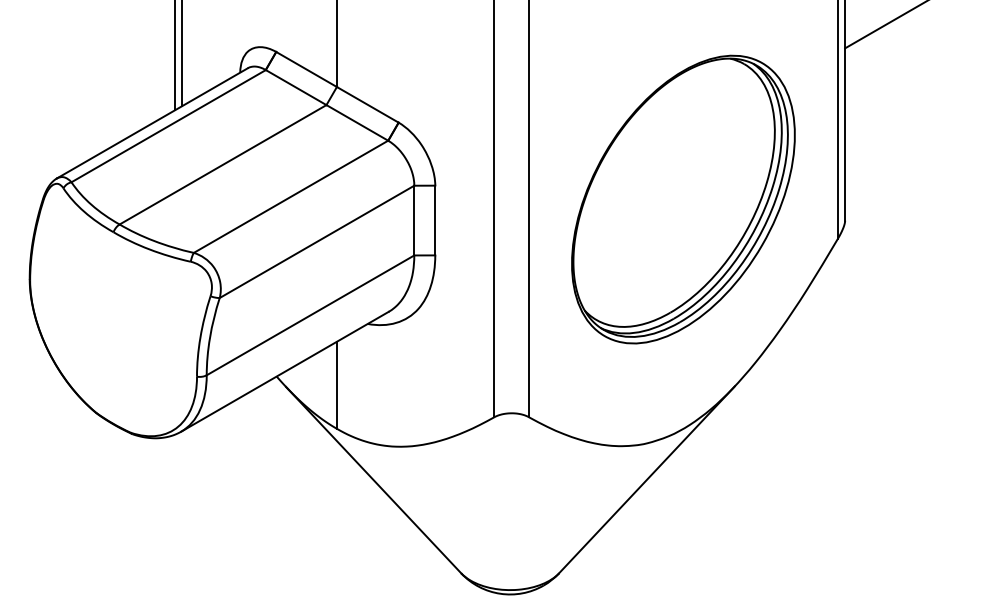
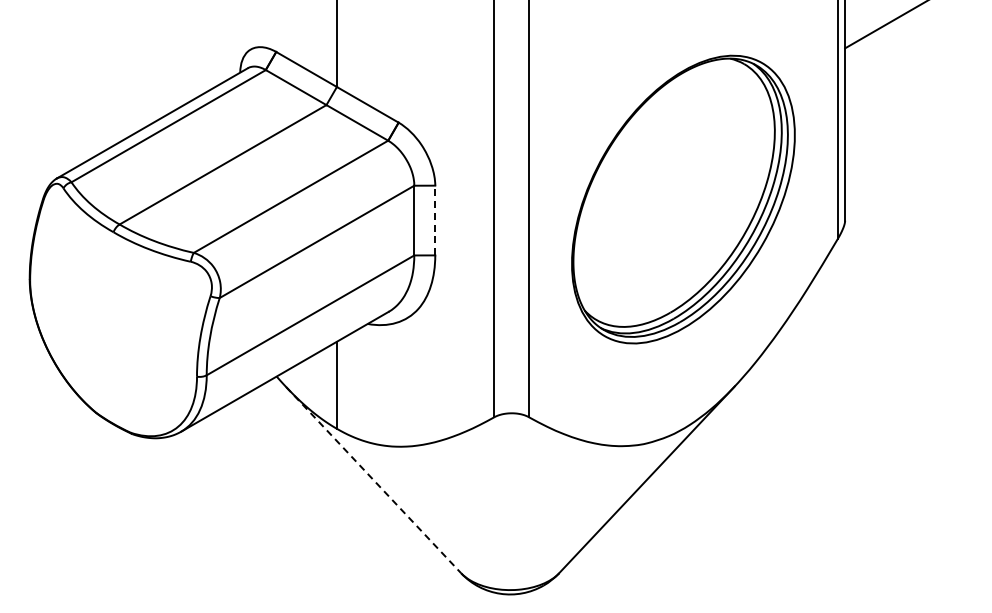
line: present -> none (182, 54)
line: present -> none (175, 56)
line: solid -> dashed (435, 220)
line: solid -> dashed (373, 480)
